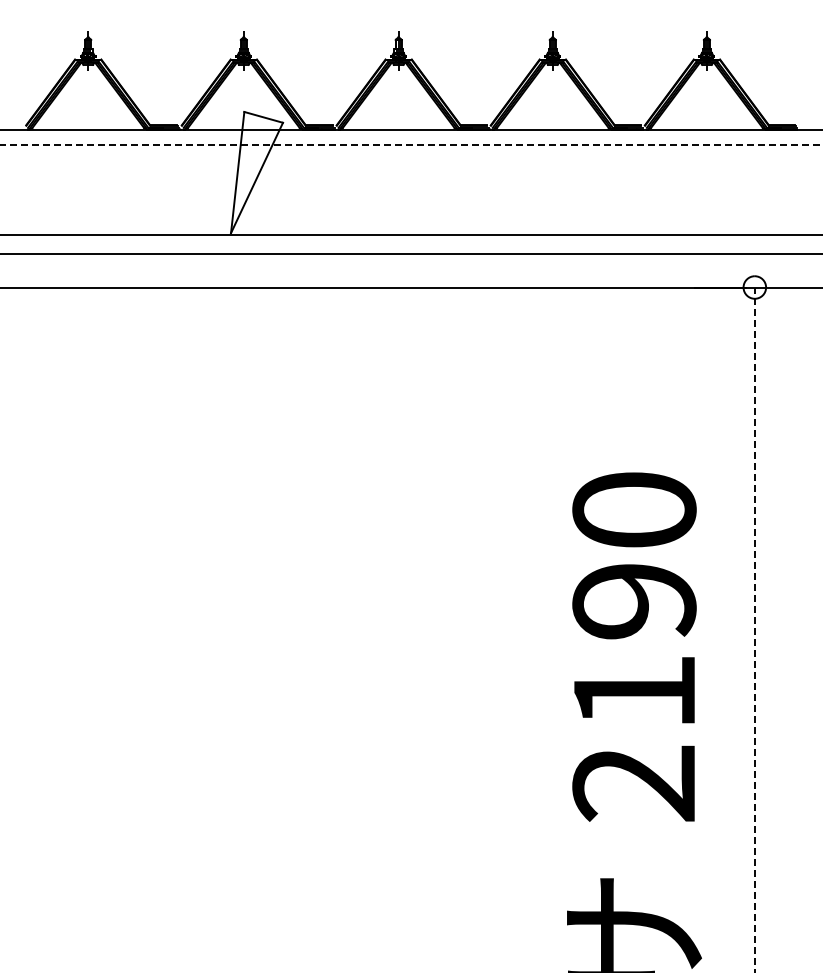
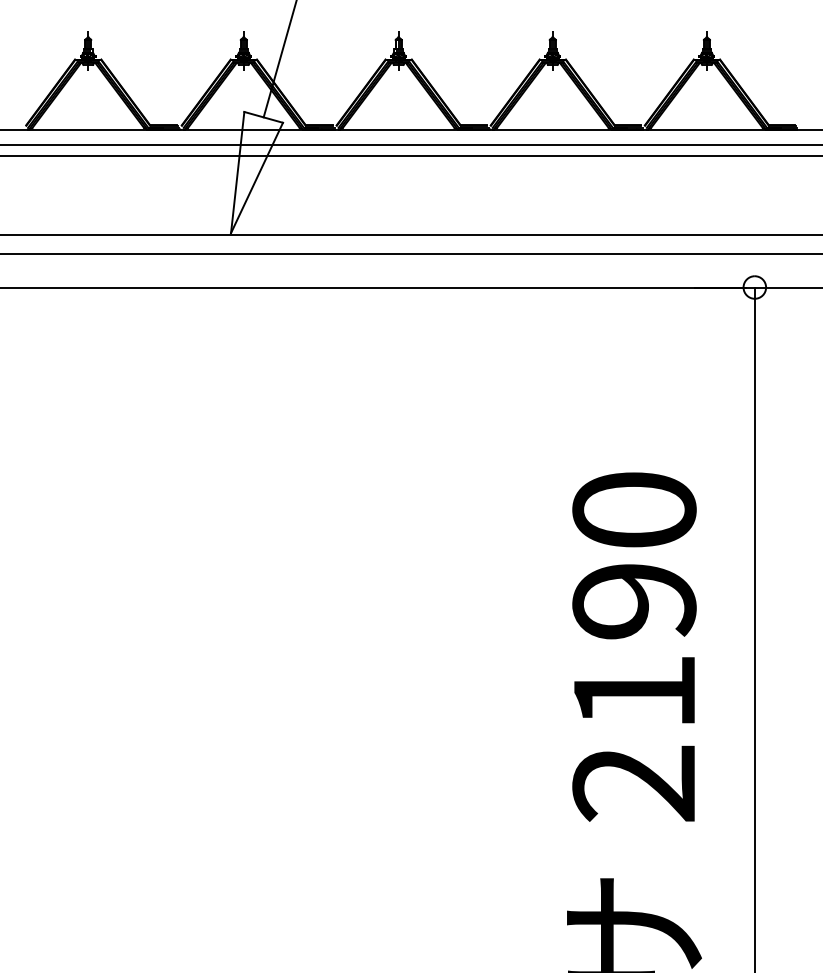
line: none -> present (279, 59)
line: dashed -> solid (411, 144)
line: none -> present (410, 155)
line: dashed -> solid (754, 629)
